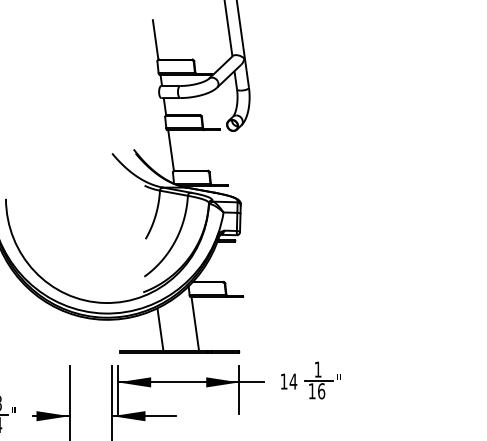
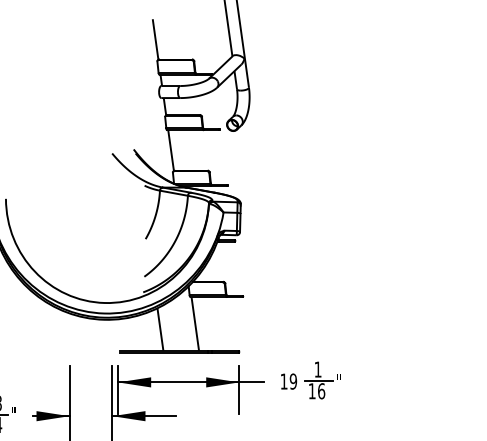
text: 14 -> 19 (293, 381)
